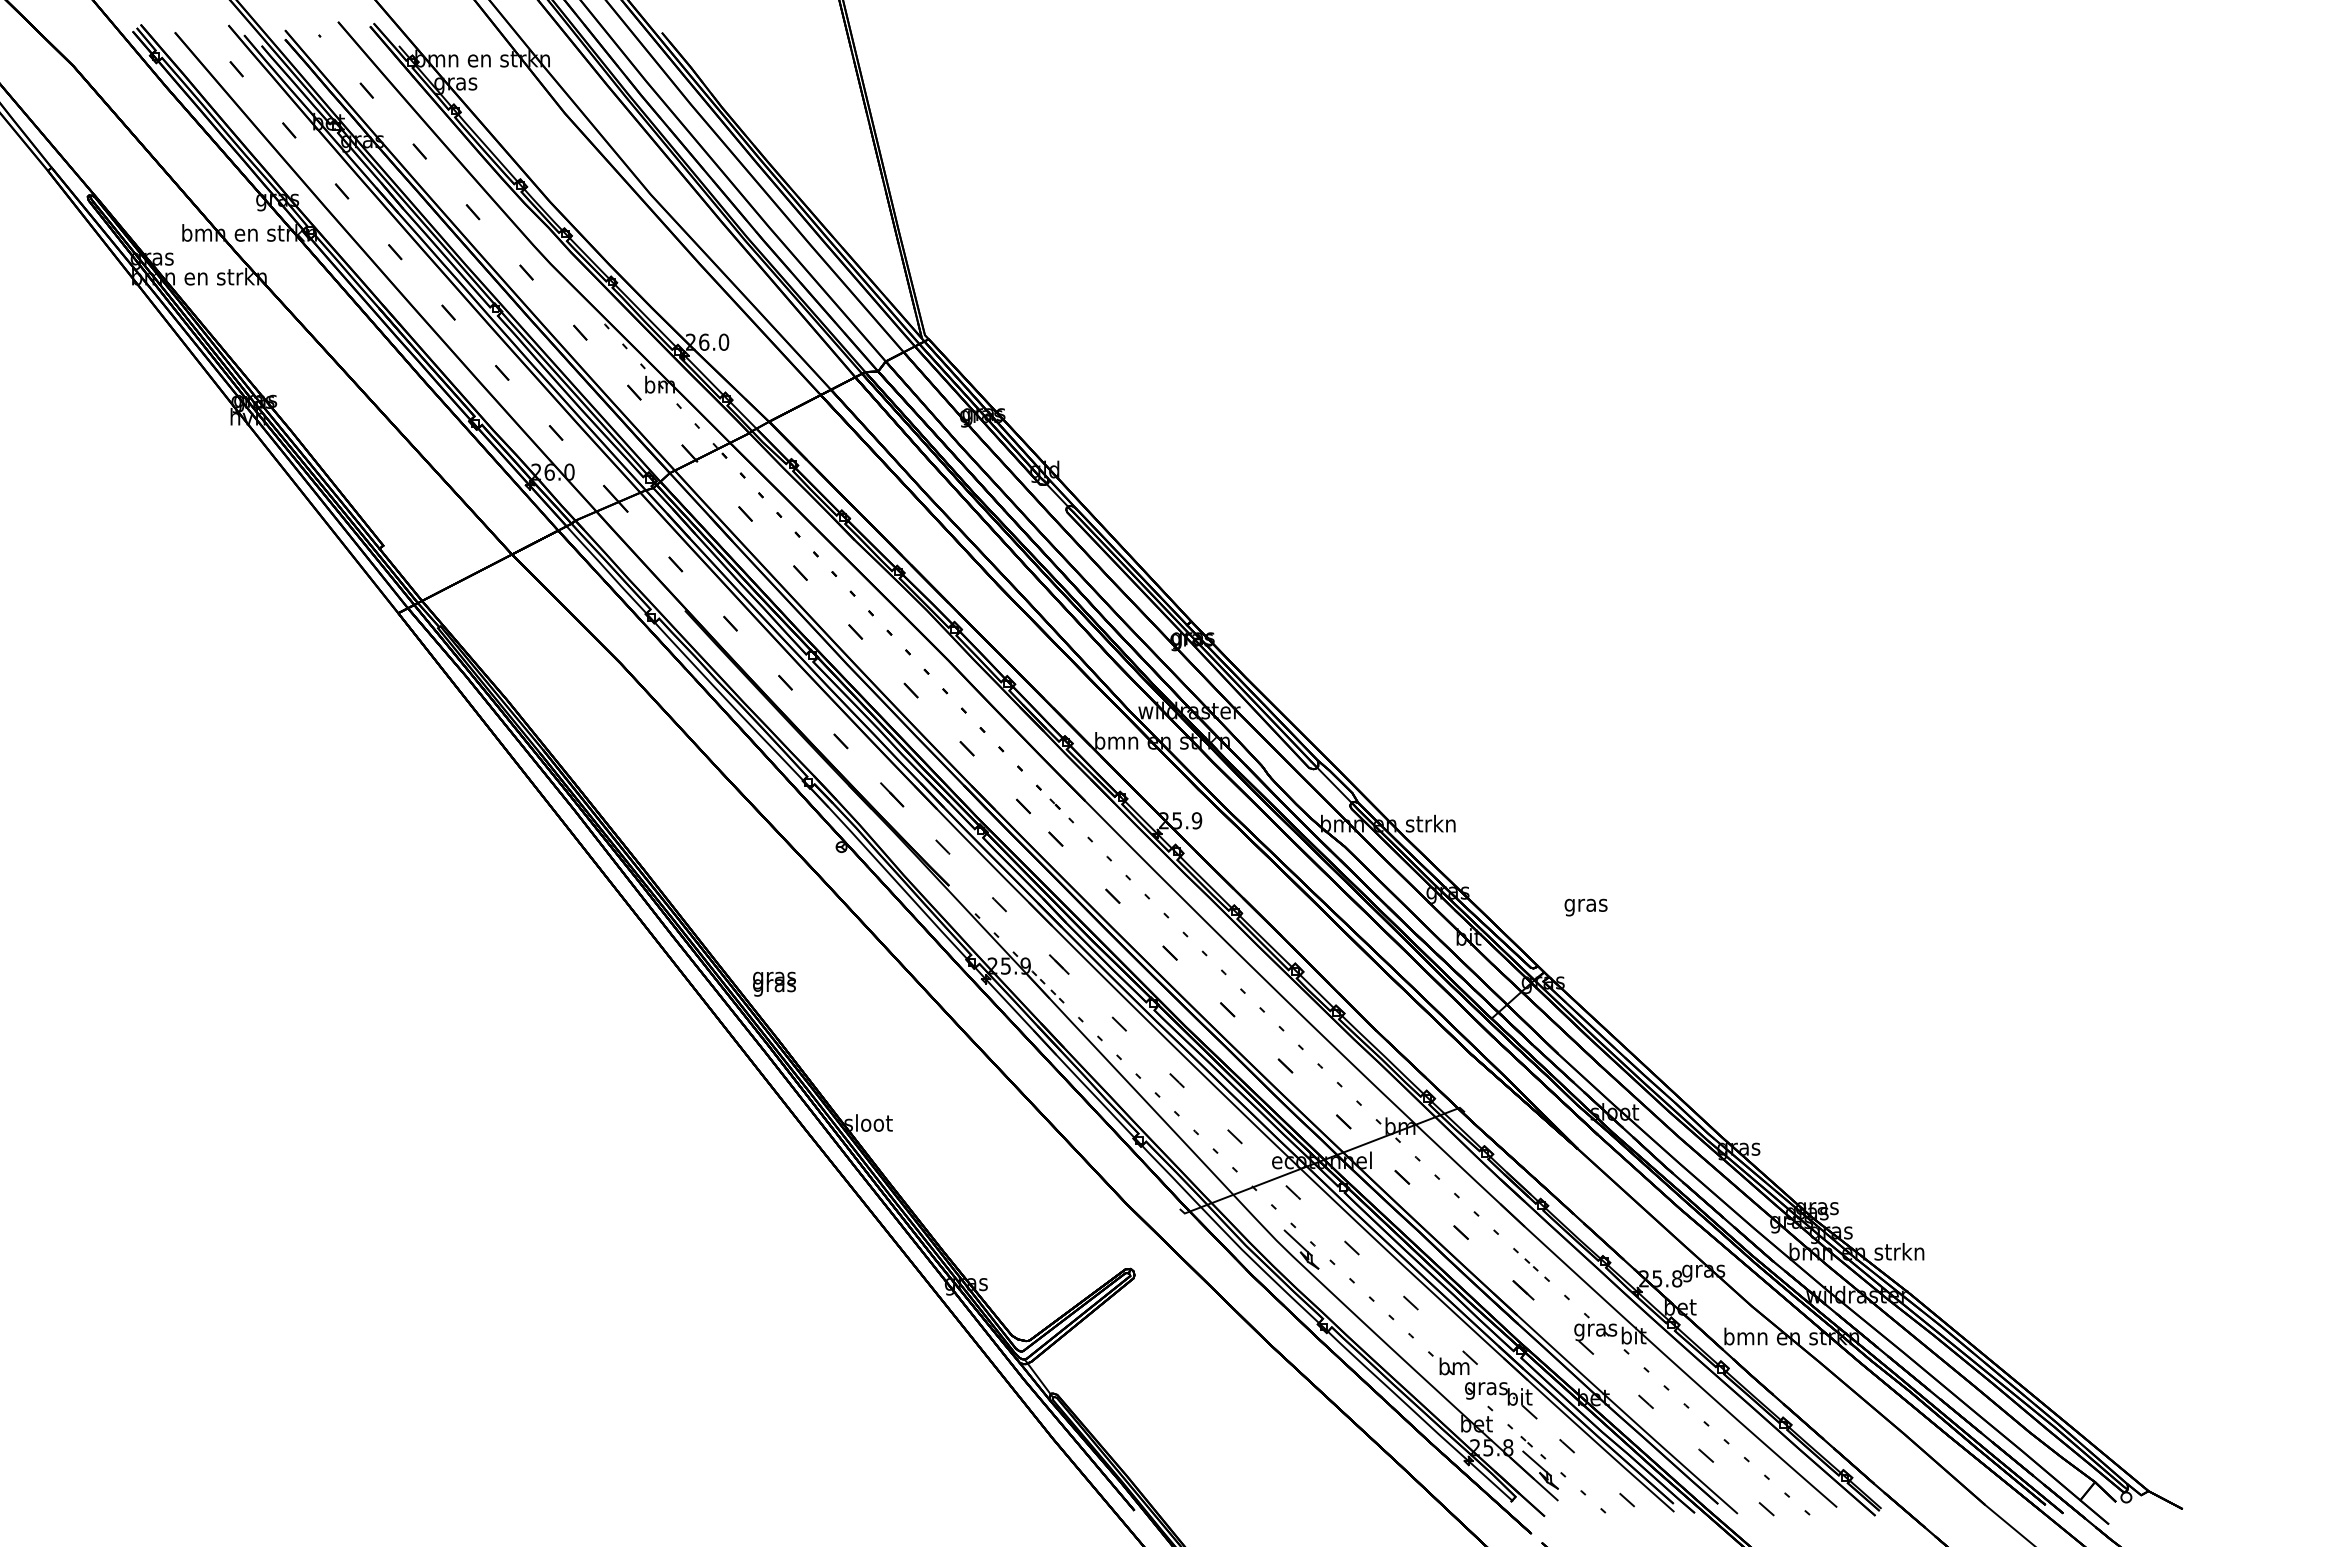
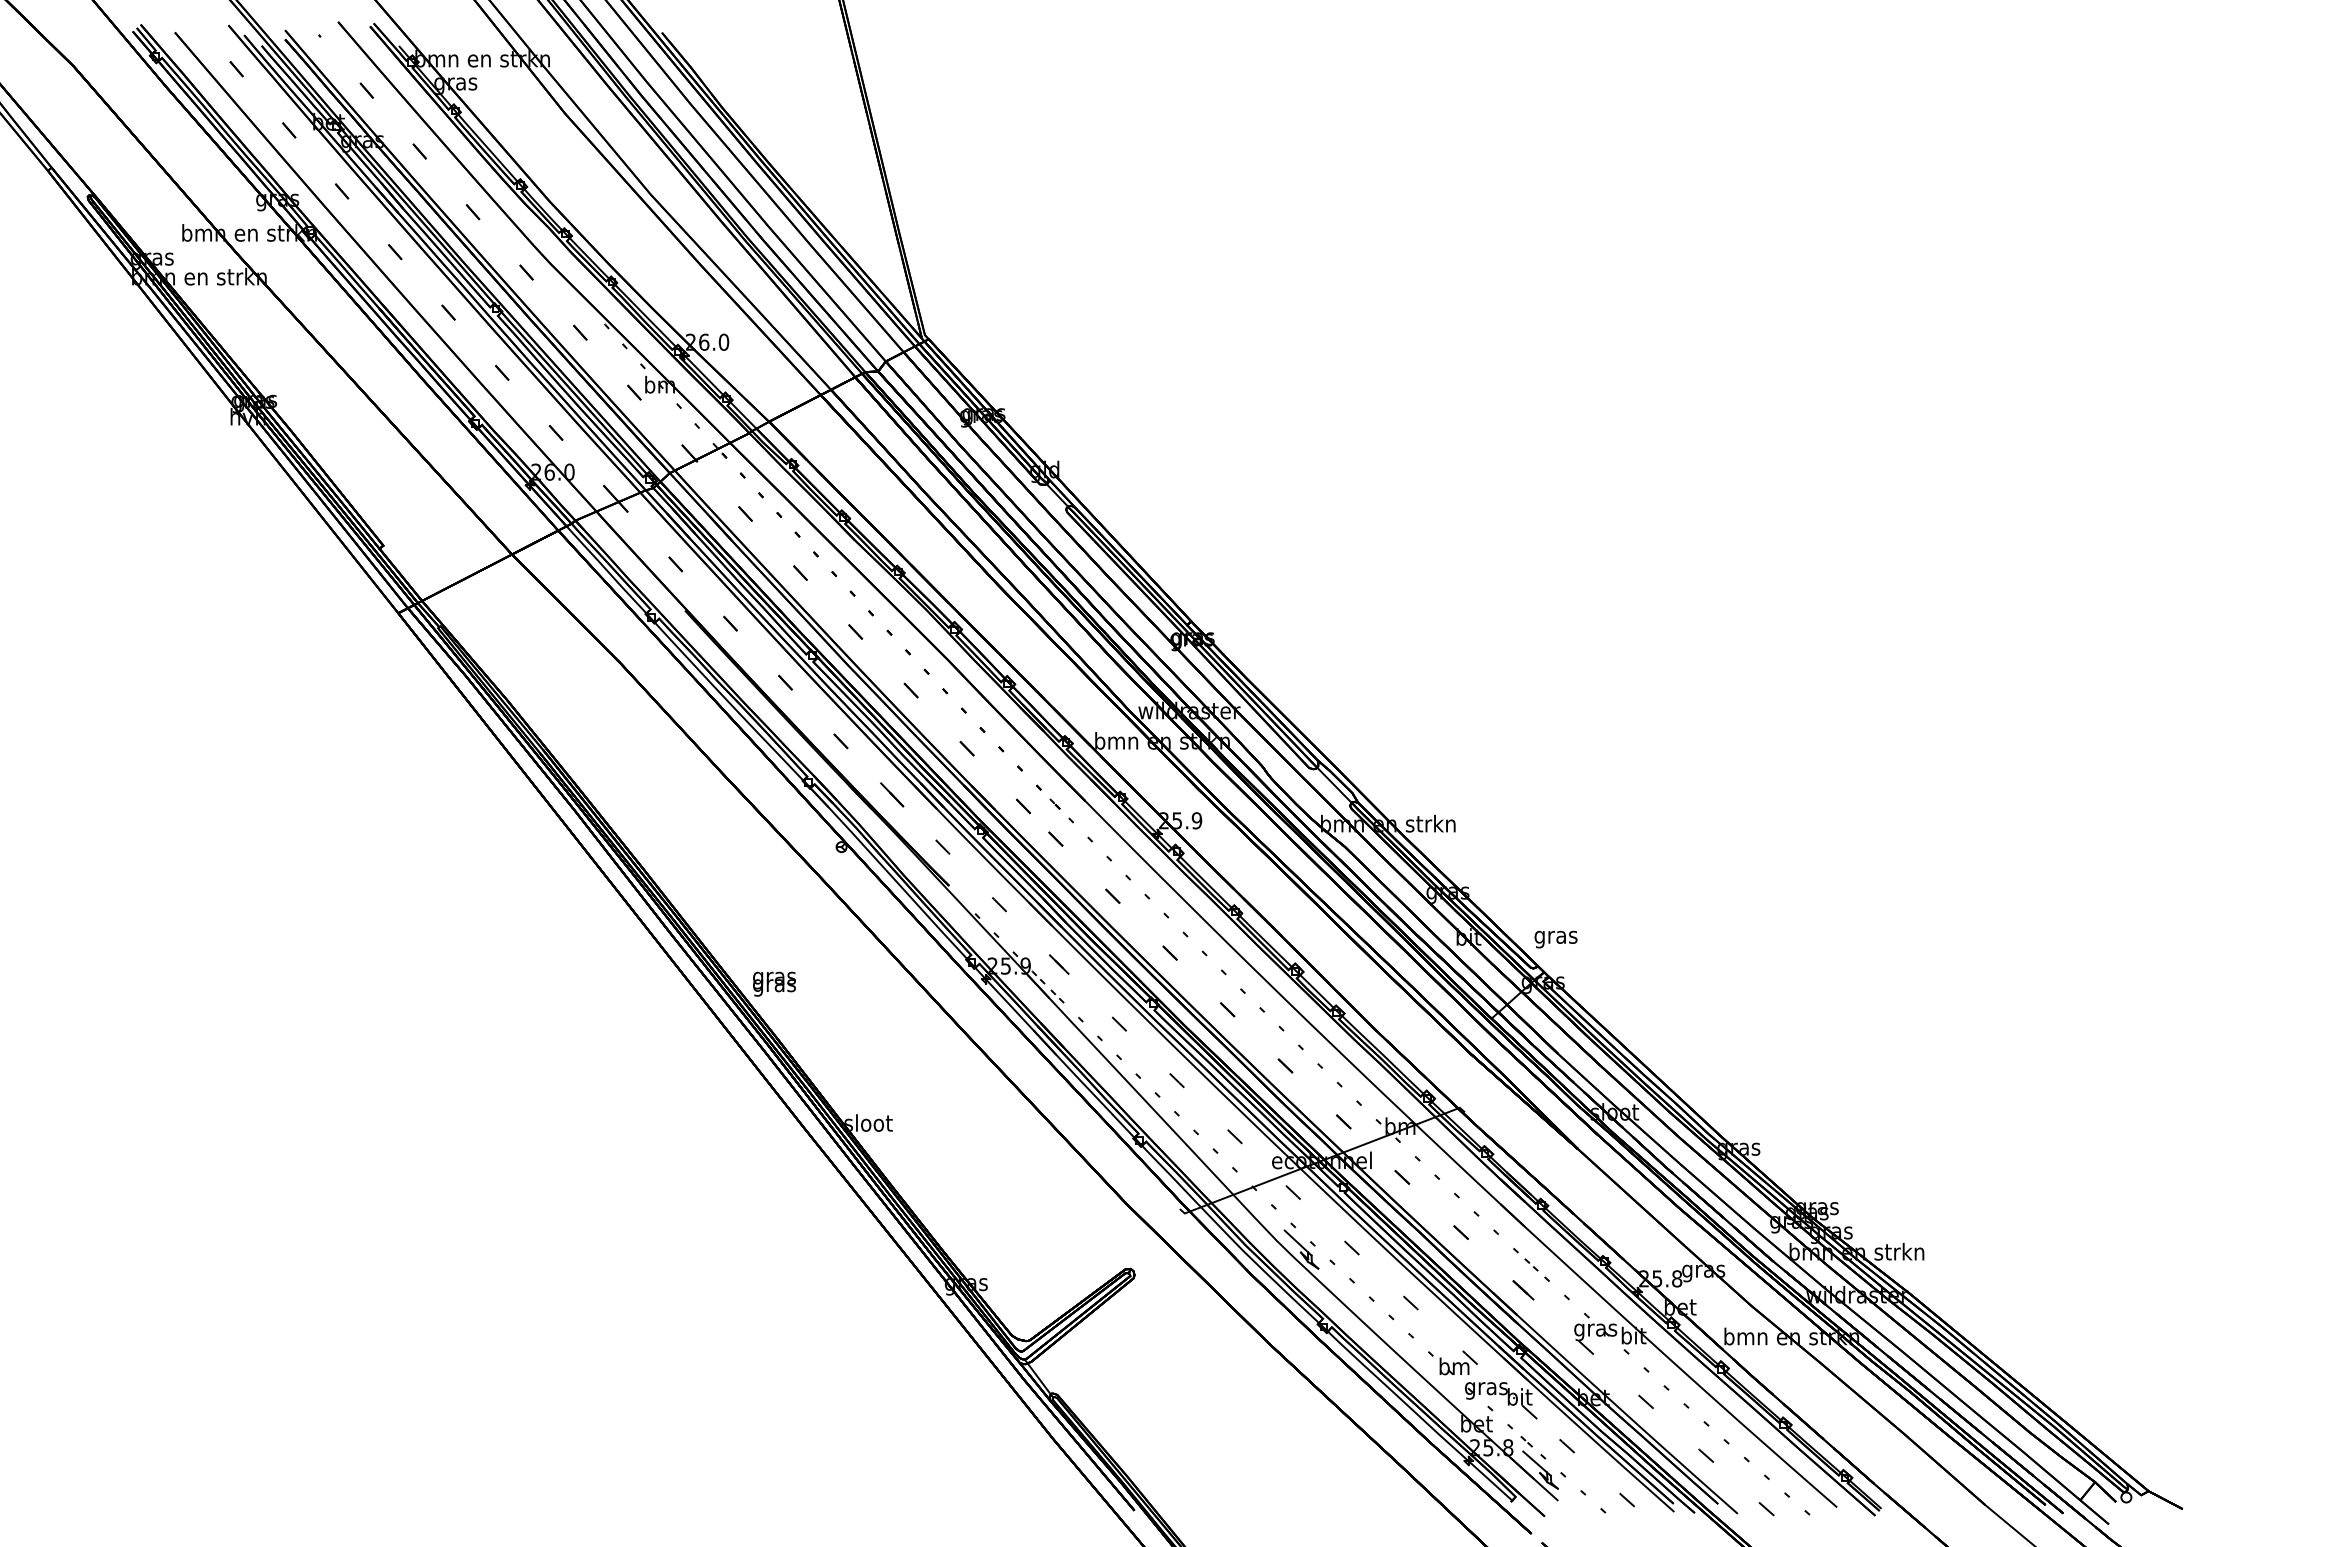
text position: (1585, 907) -> (1555, 939) (1555, 939)
